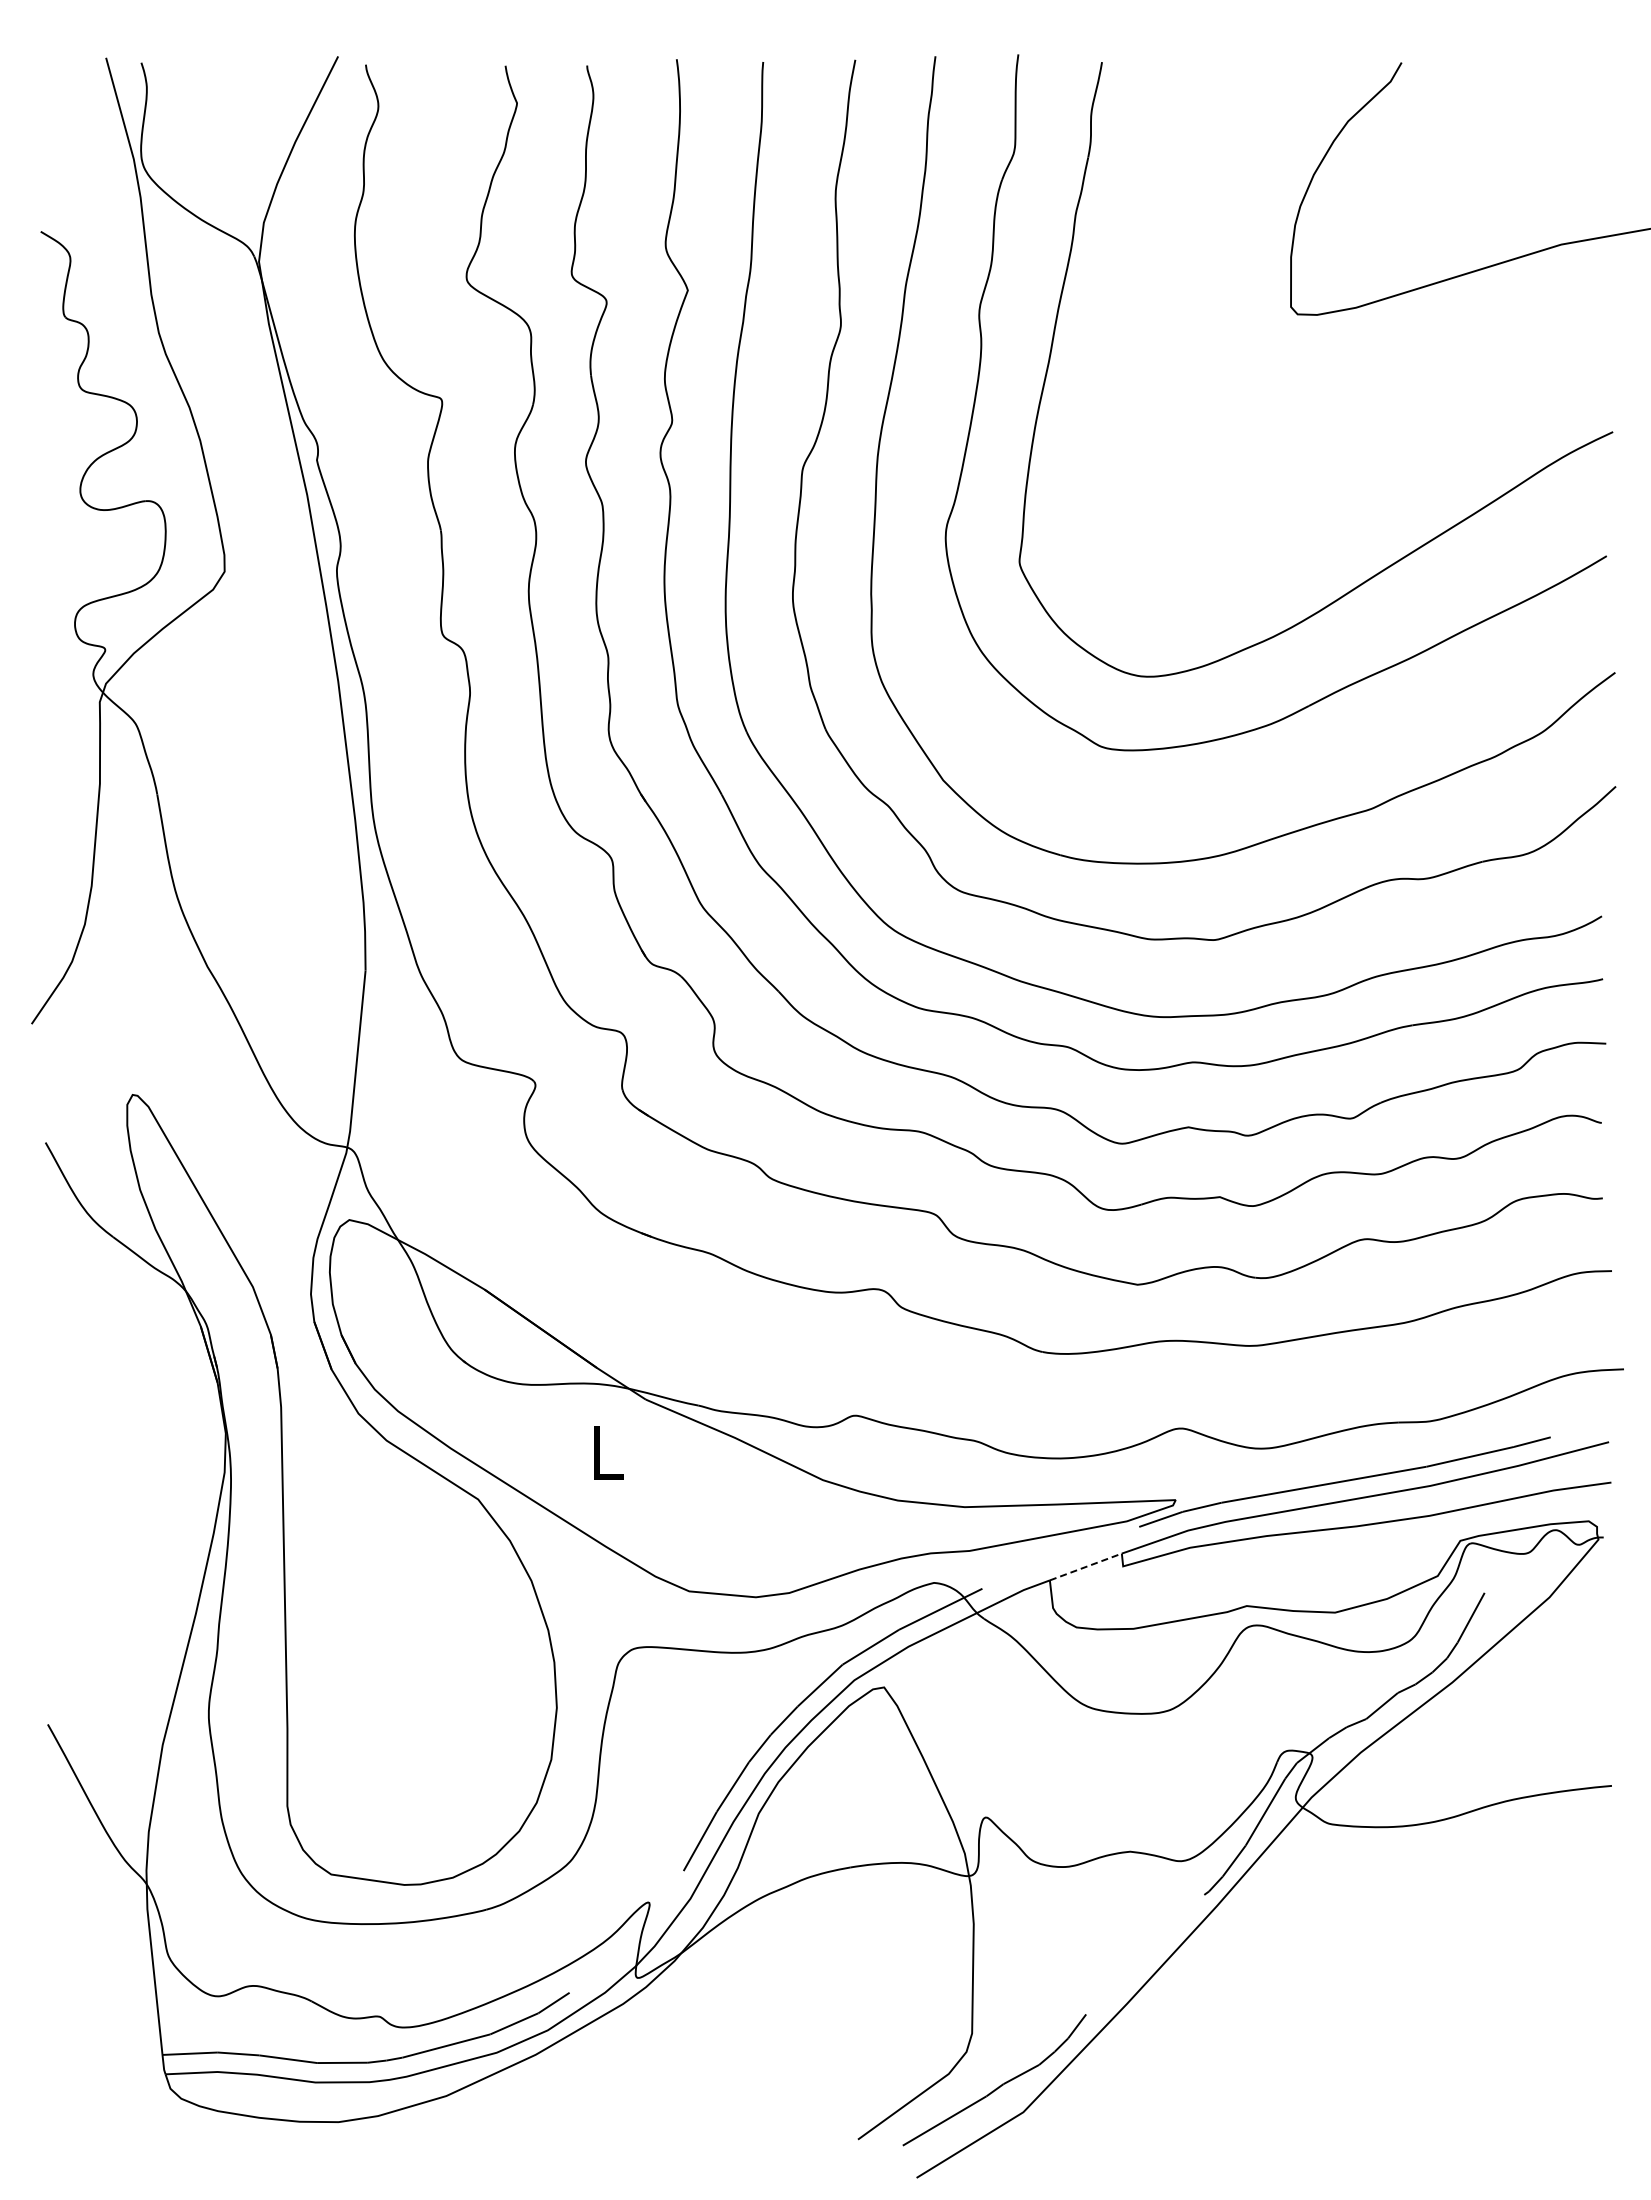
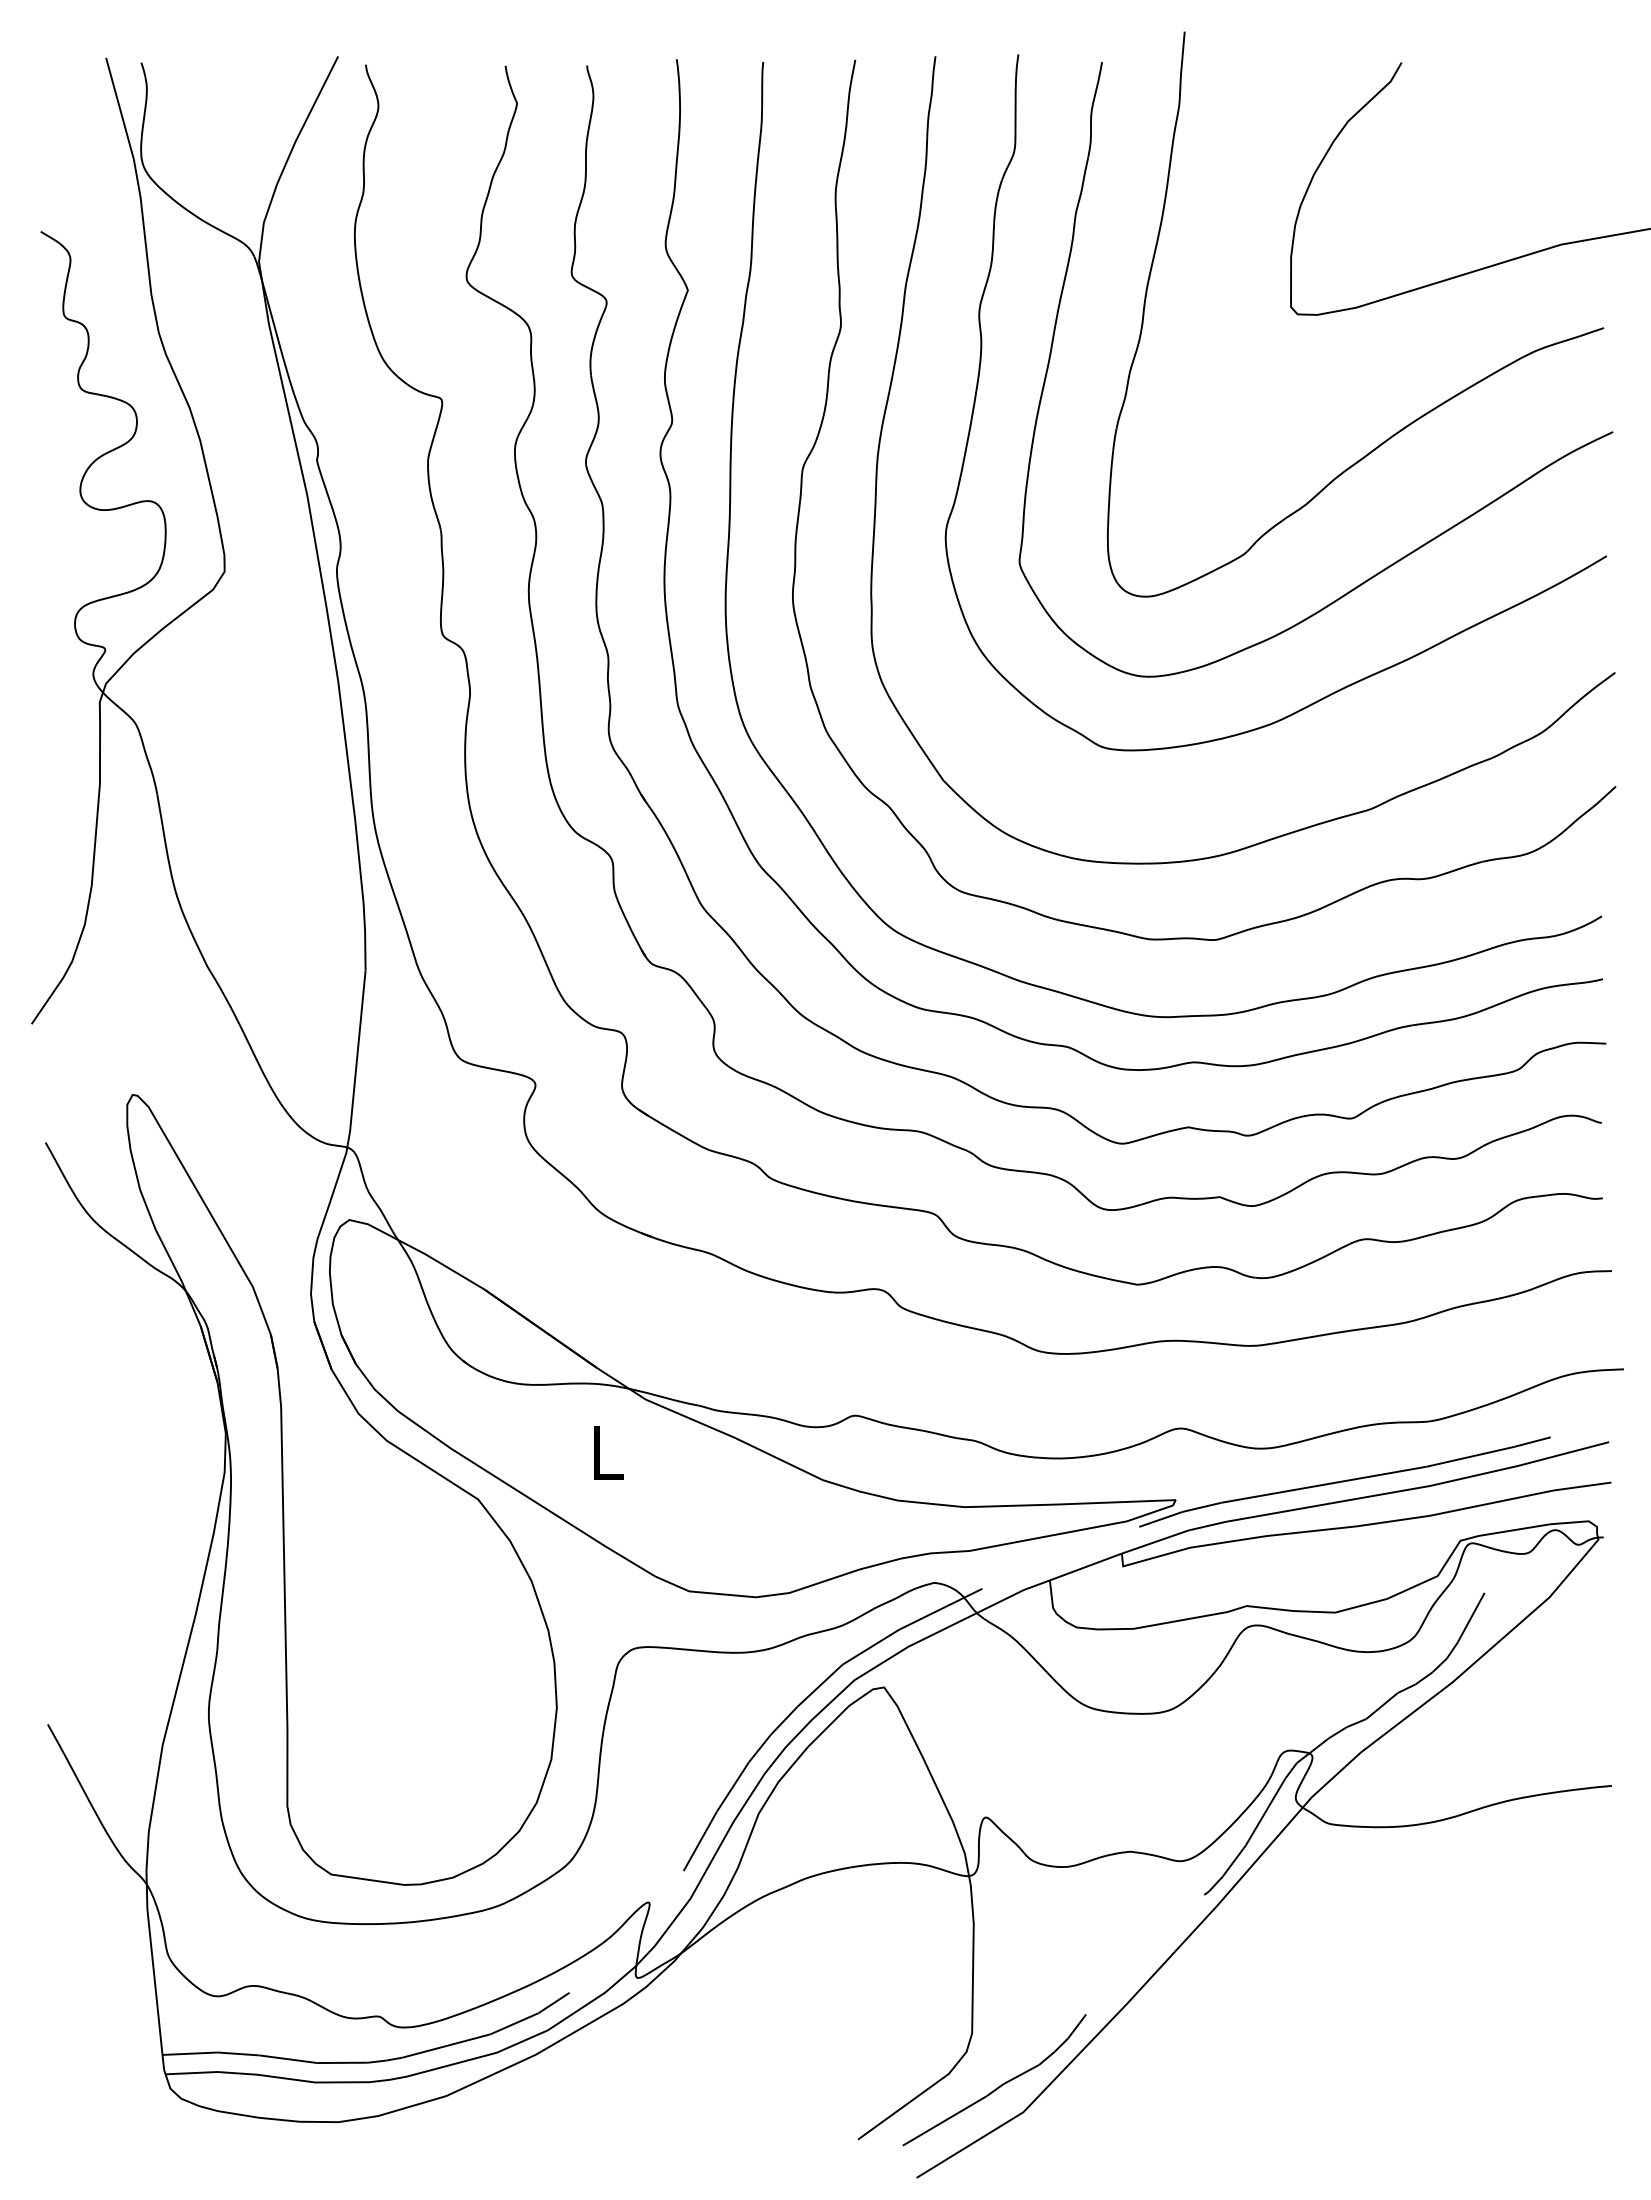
part: none -> present (1421, 415)
line: dashed -> solid (1086, 1566)
